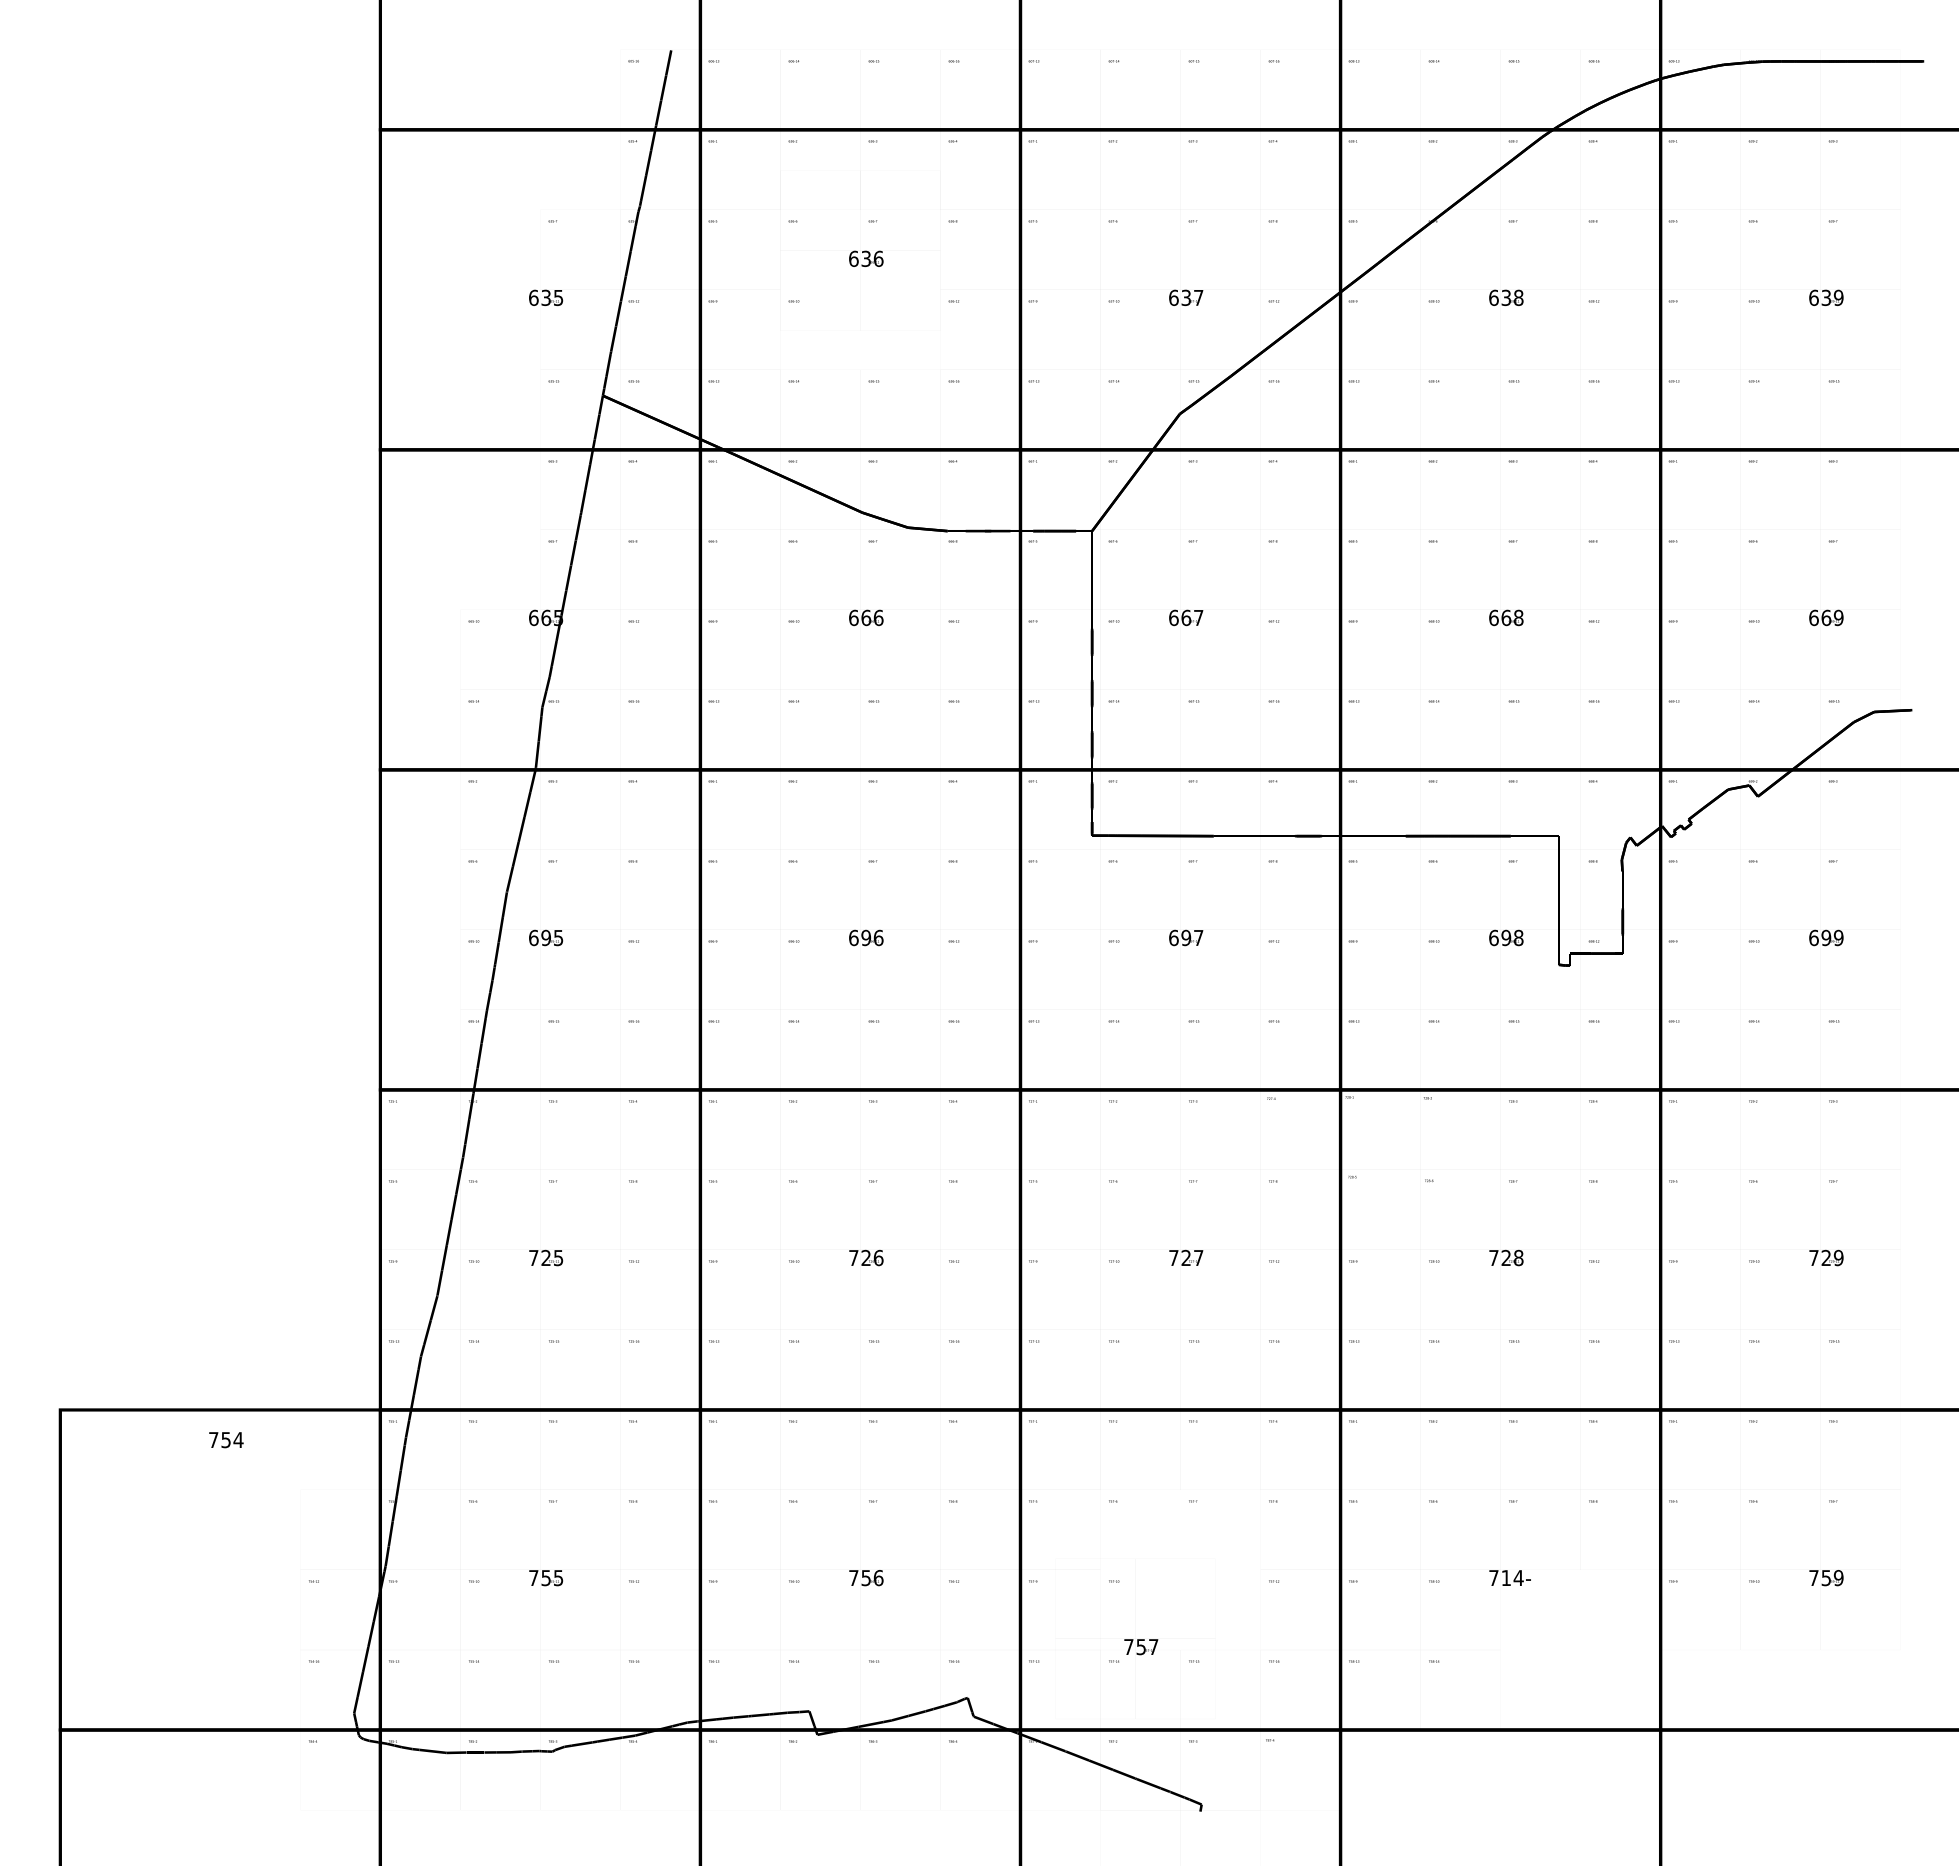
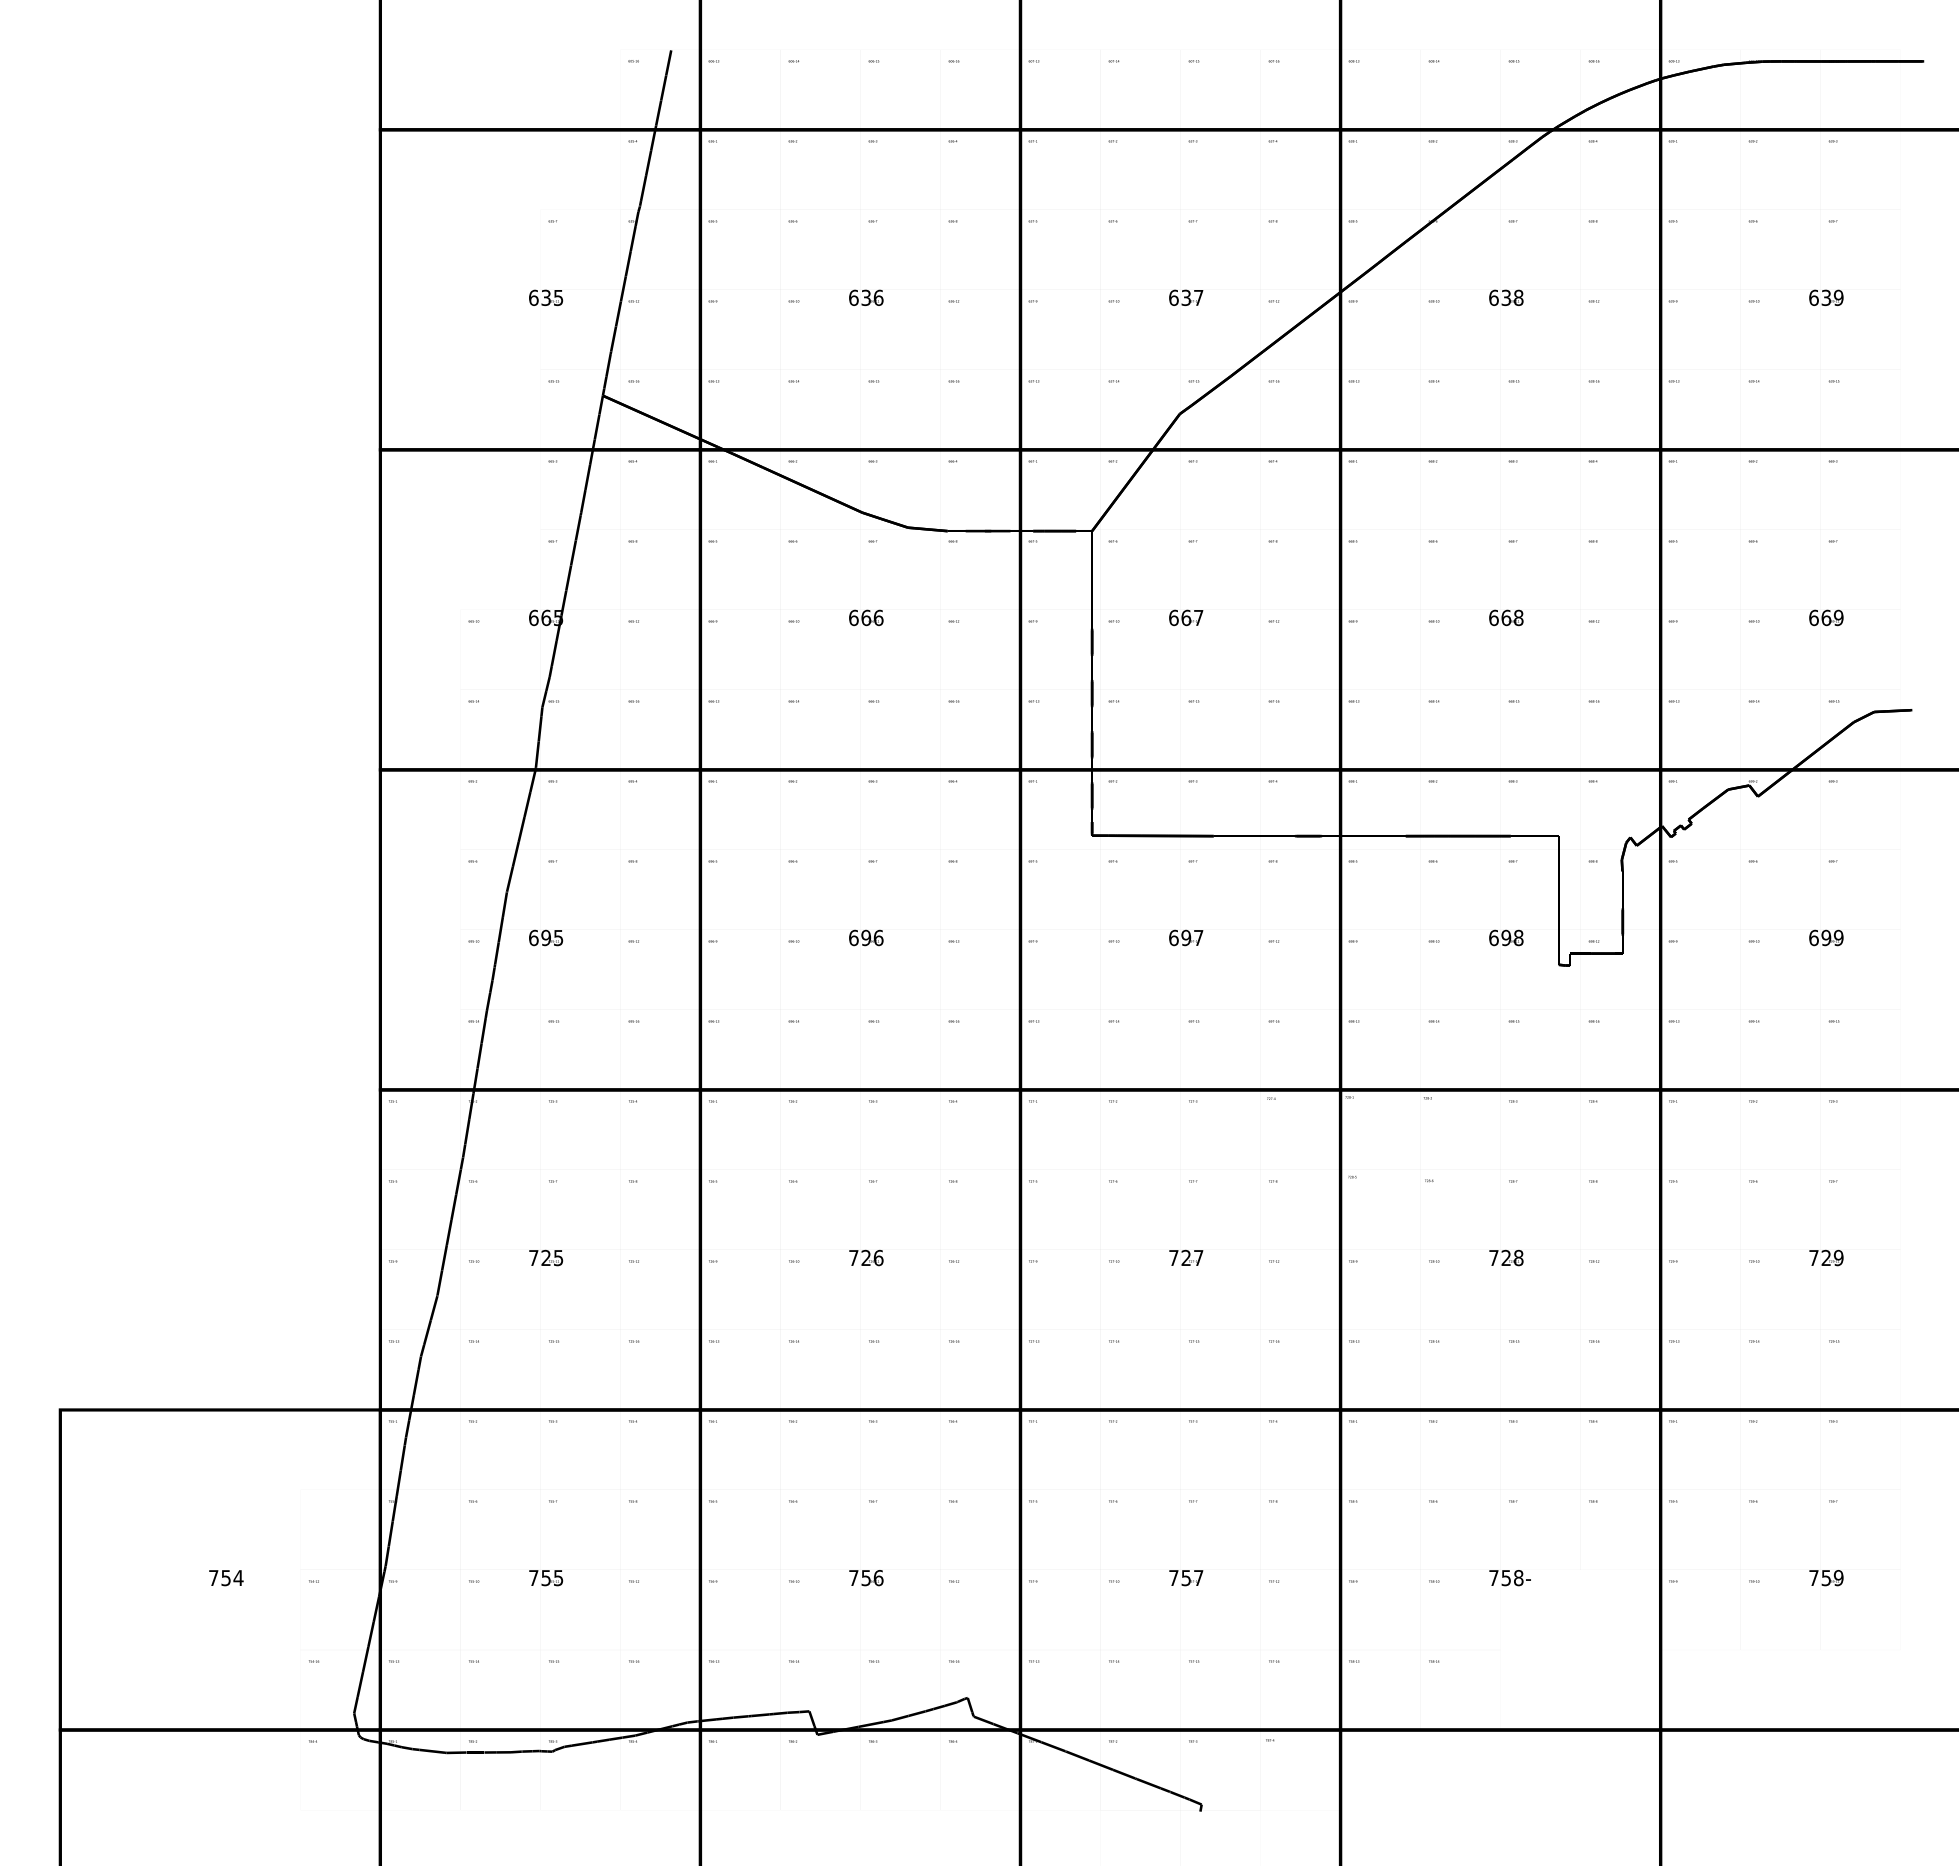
text position: (866, 258) -> (866, 297) (866, 297)
text position: (226, 1440) -> (226, 1578) (226, 1578)
text: 714- -> 758- (1512, 1578)
text position: (1141, 1647) -> (1186, 1578) (1186, 1578)
